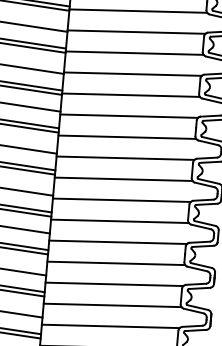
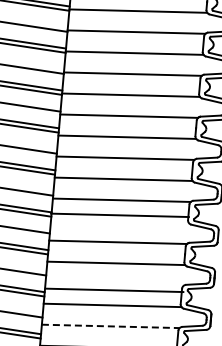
line position: (119, 221) -> (119, 215) (119, 215)
line position: (114, 284) -> (114, 290) (114, 290)
line: solid -> dashed (110, 326)
